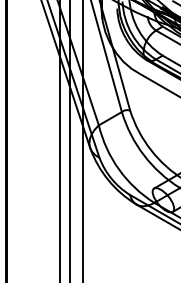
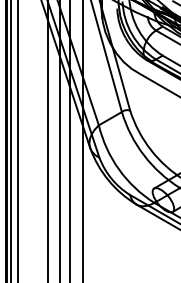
line: none -> present (10, 140)
line: none -> present (18, 140)
line: none -> present (47, 140)
